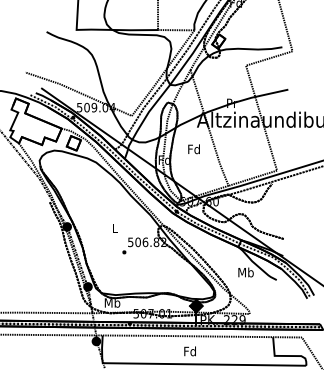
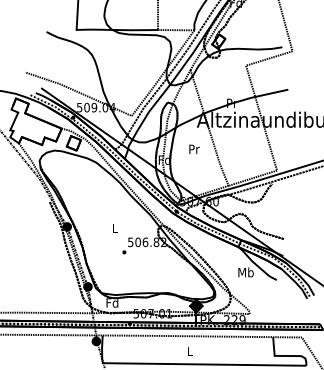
text: Fd -> Pr (193, 149)
text: Mb -> Fd (112, 302)
text: Fd -> L (189, 351)
